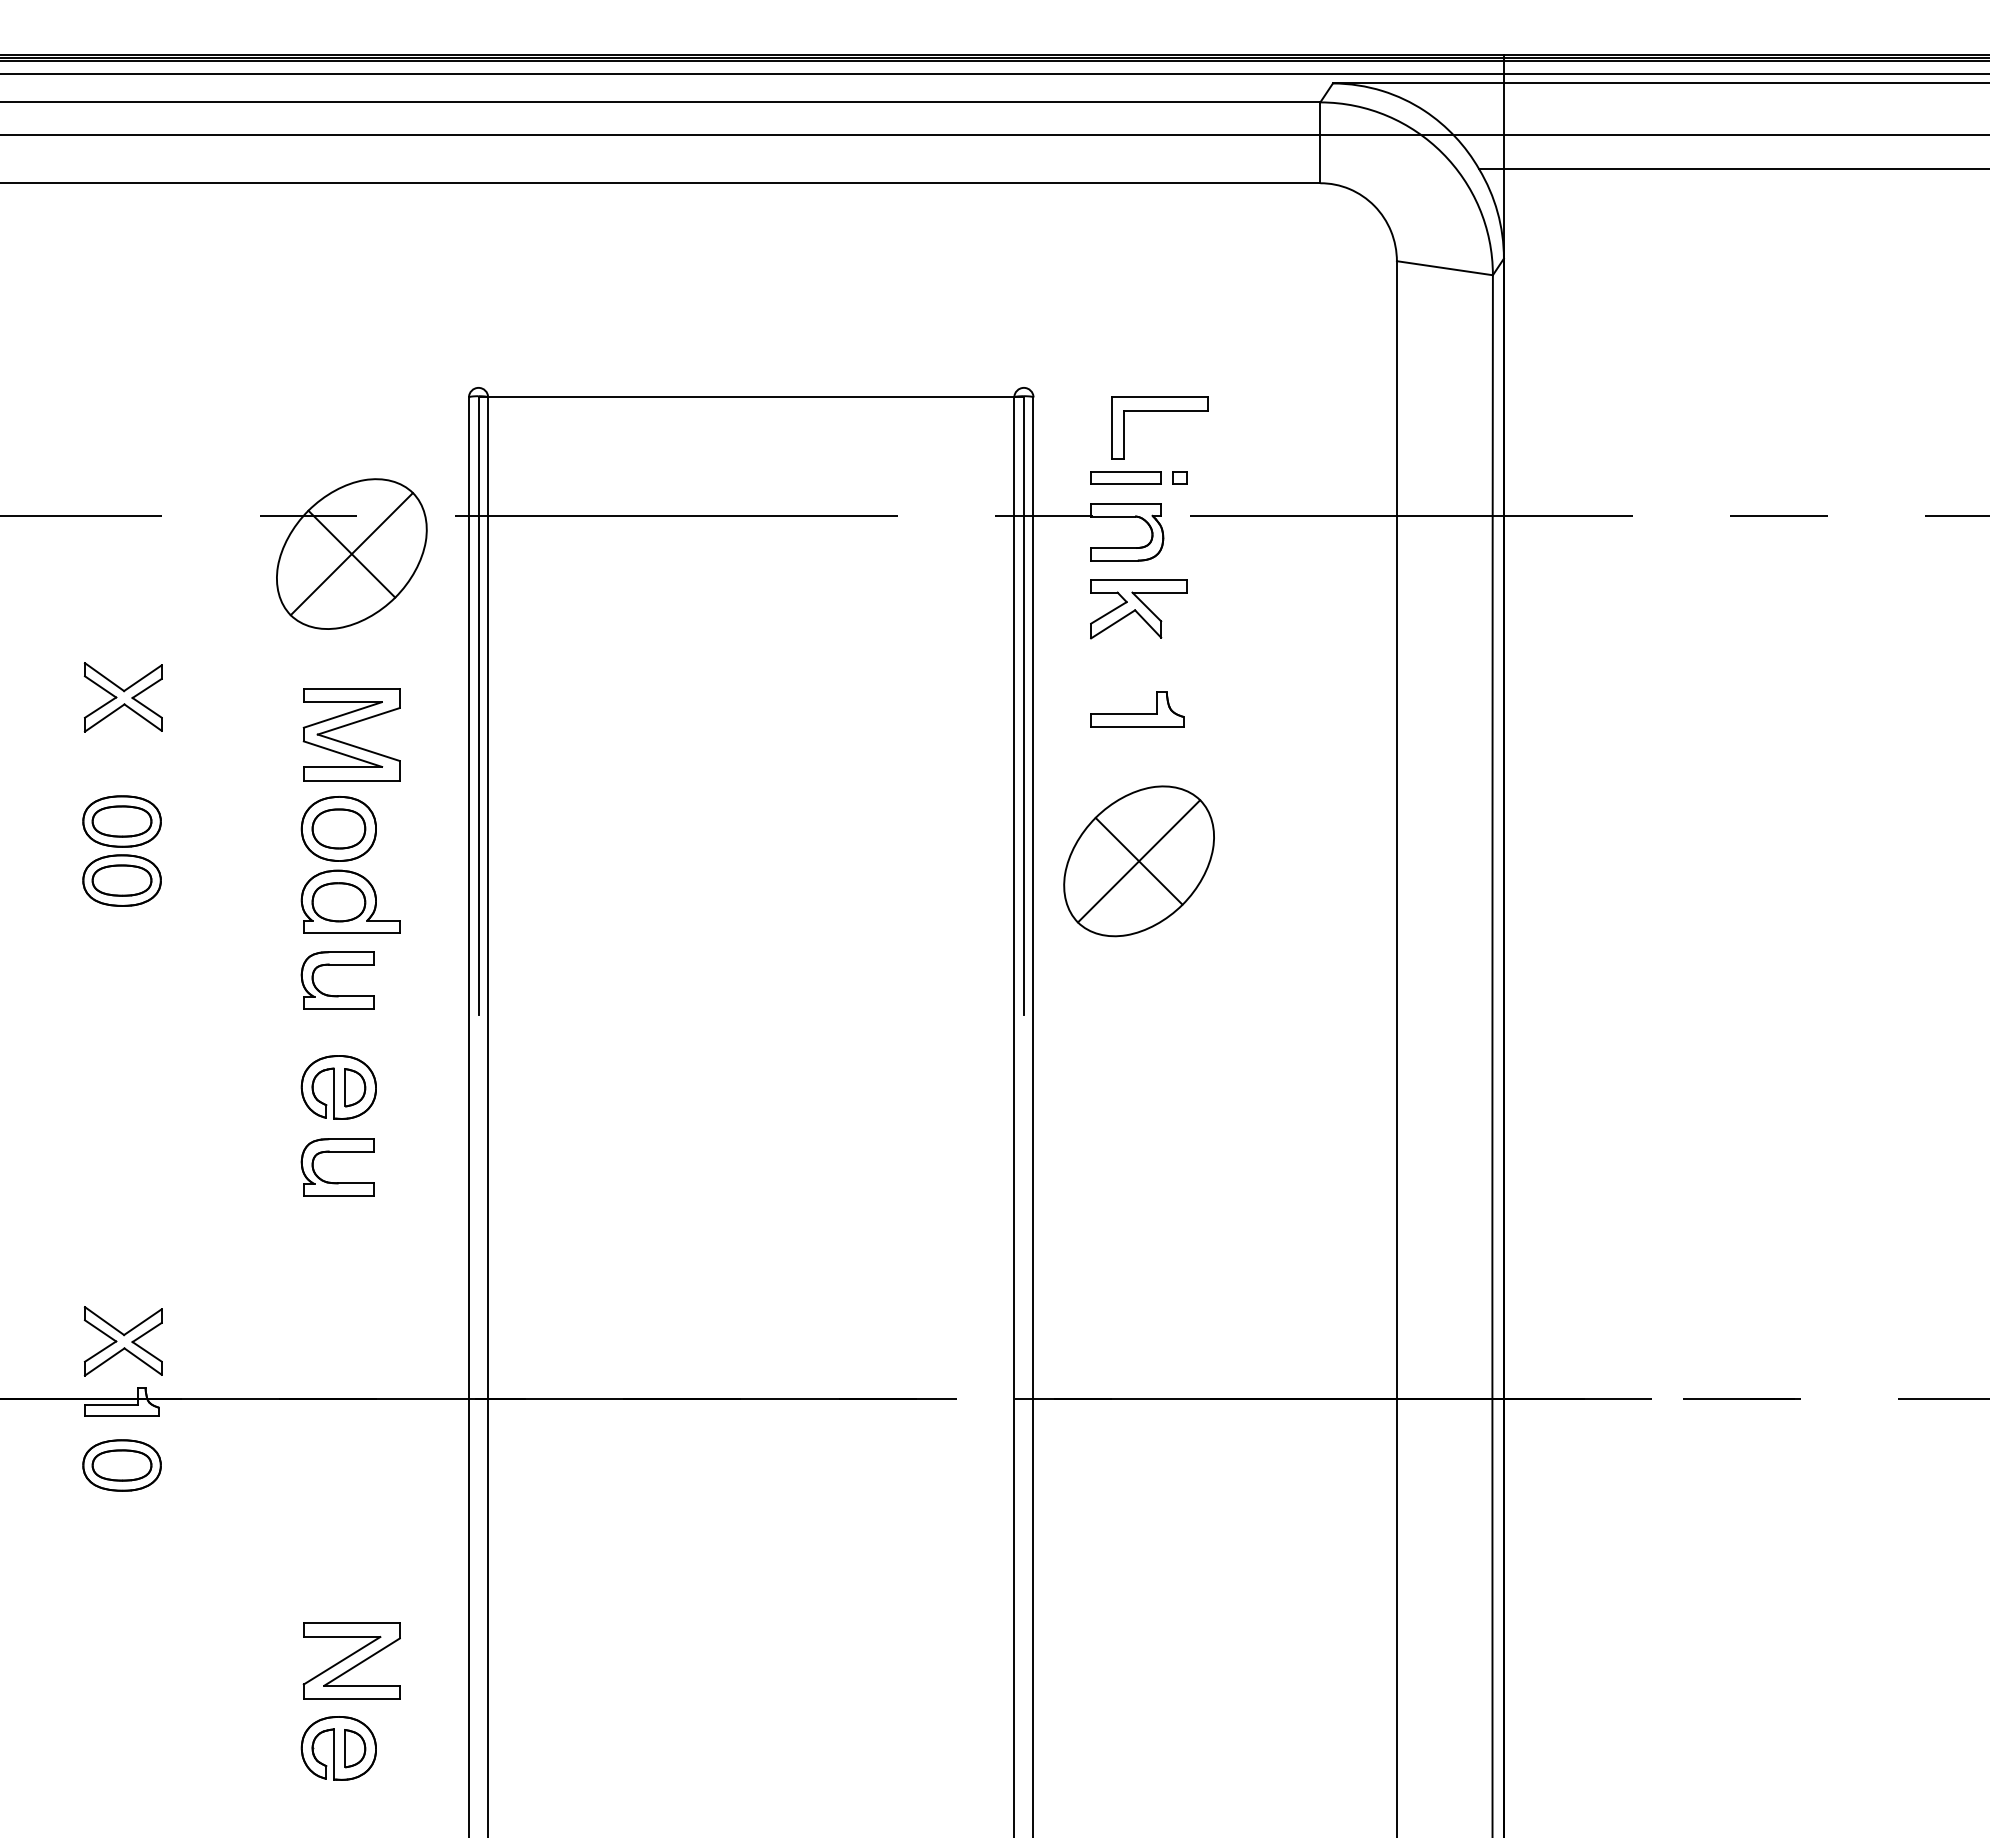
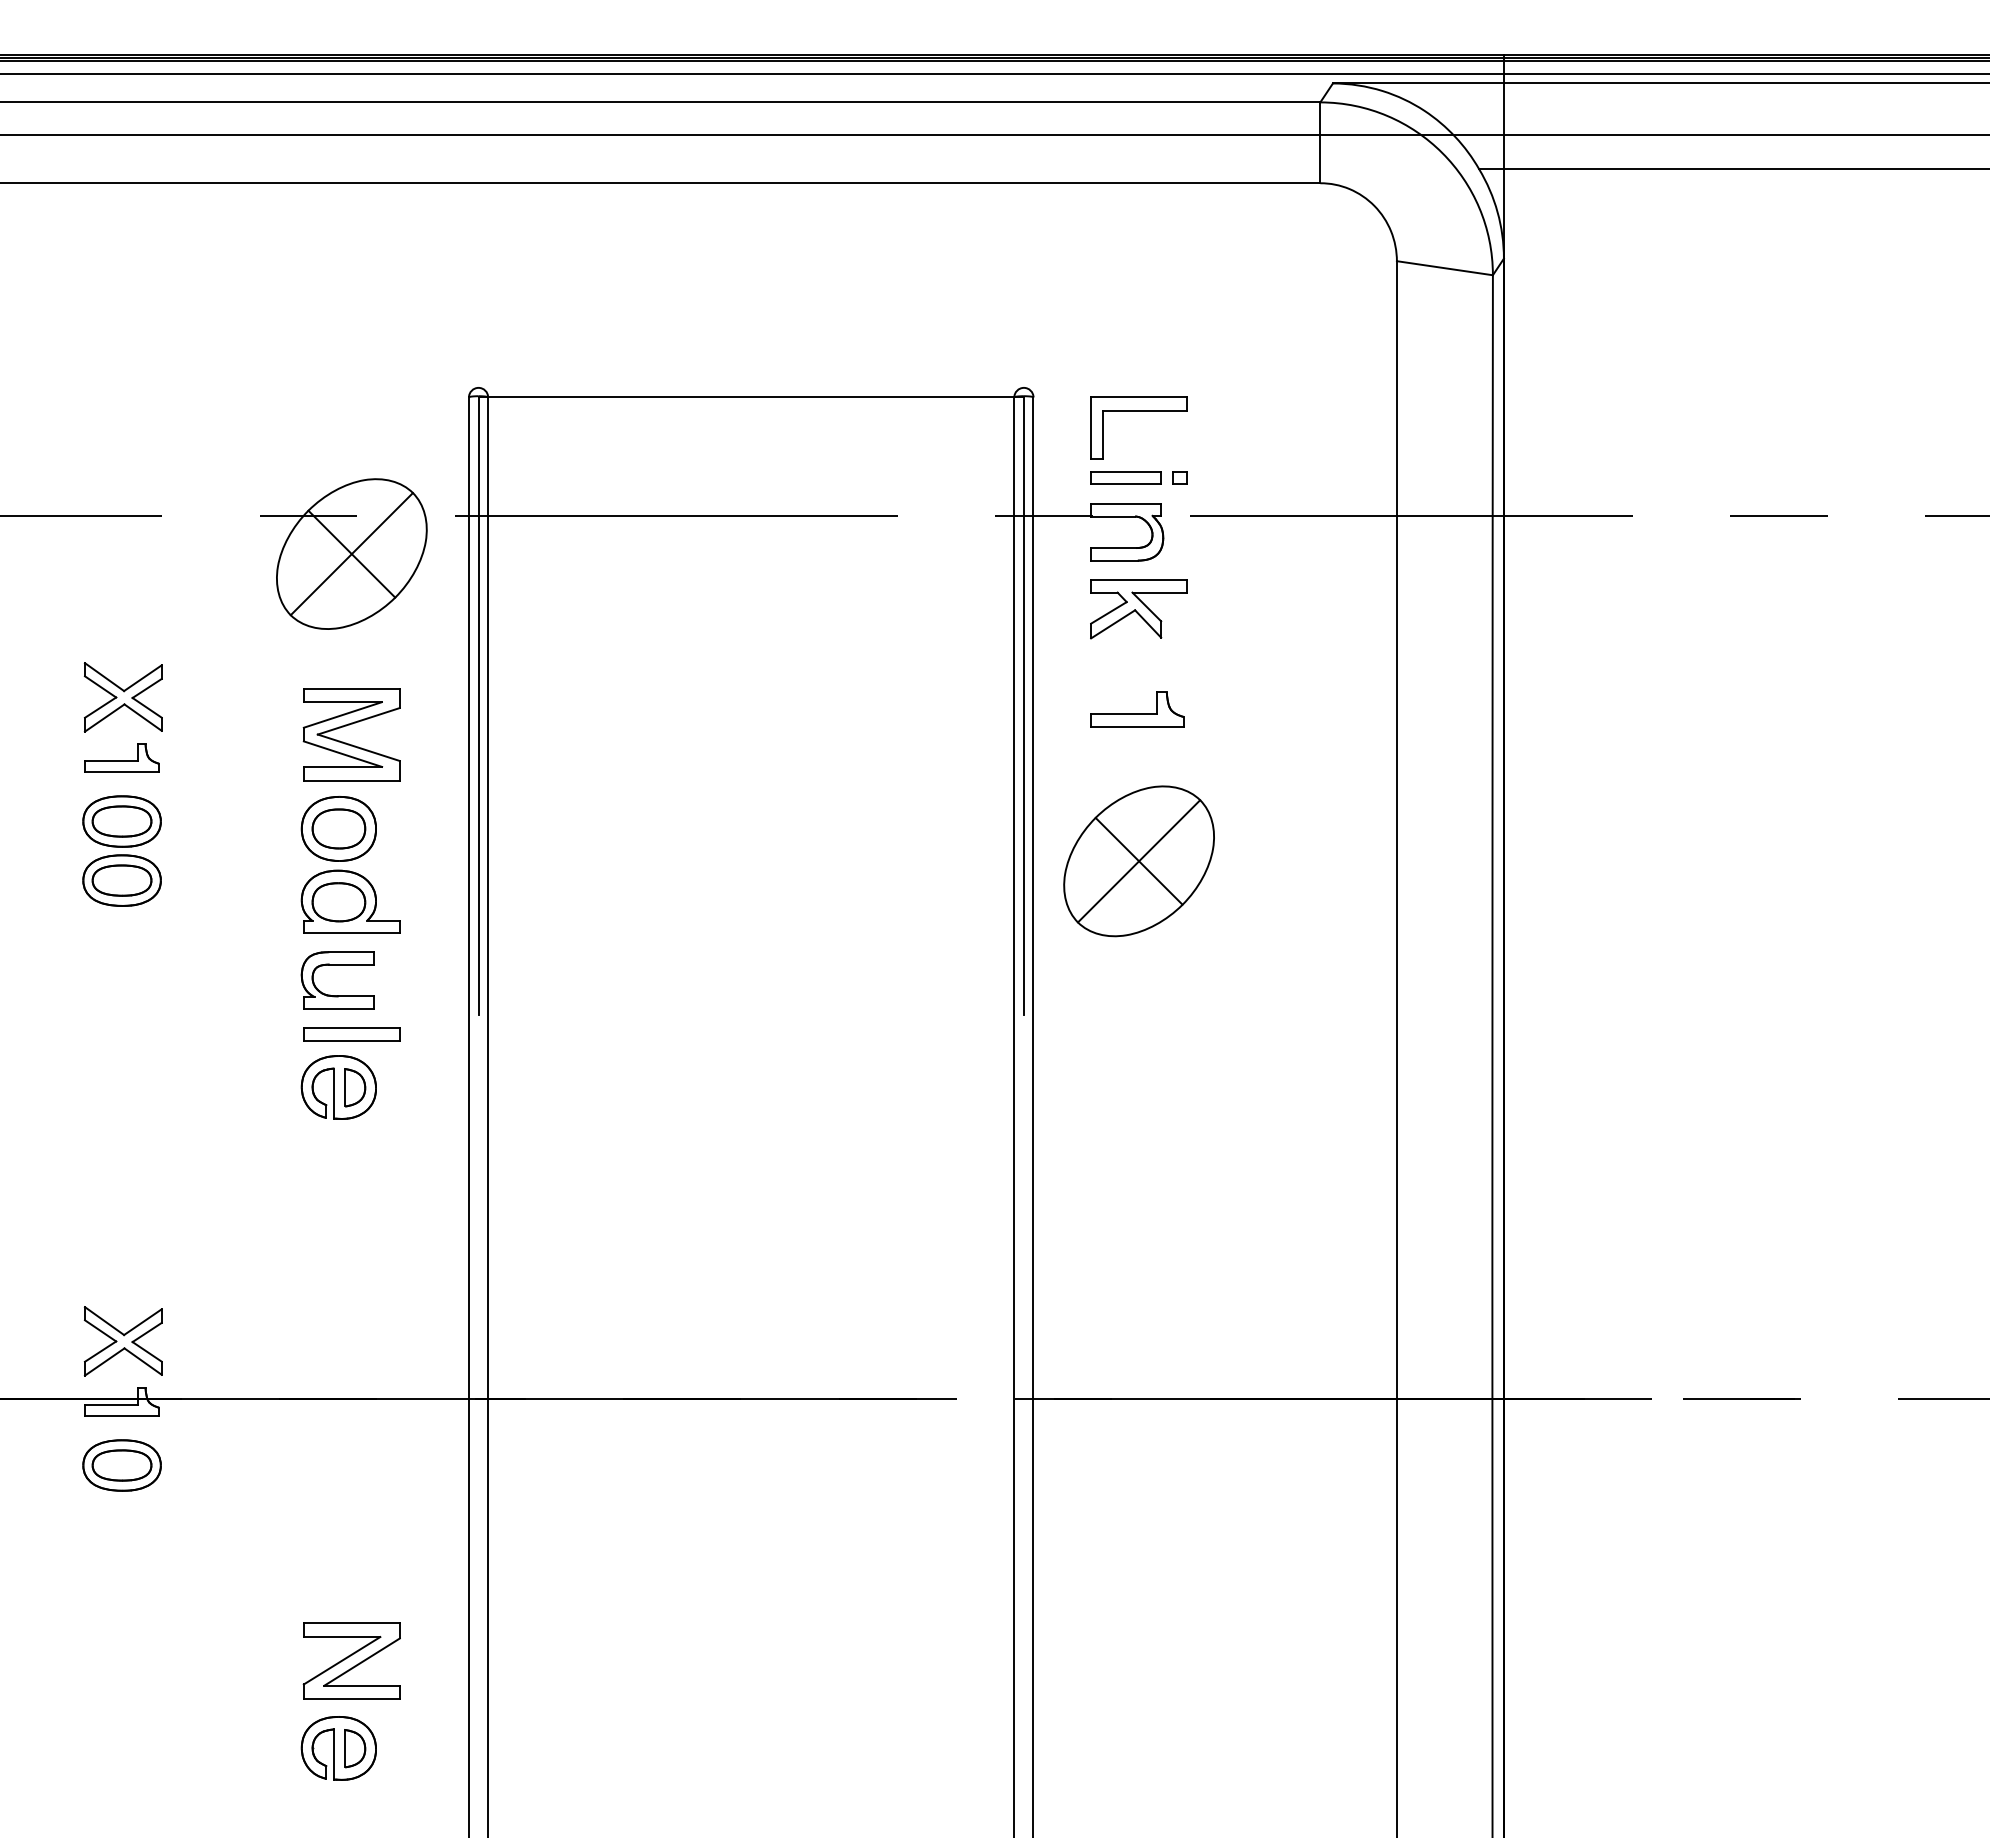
part position: (1159, 411) -> (1138, 411) (1138, 411)
part: none -> present (121, 757)
part: none -> present (351, 1034)
part: present -> none (337, 1152)
